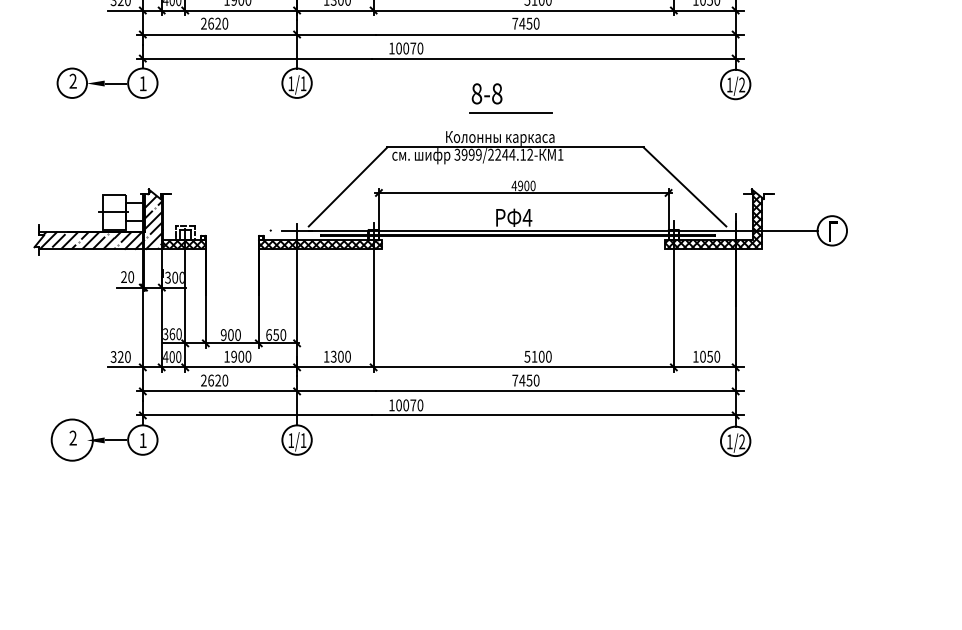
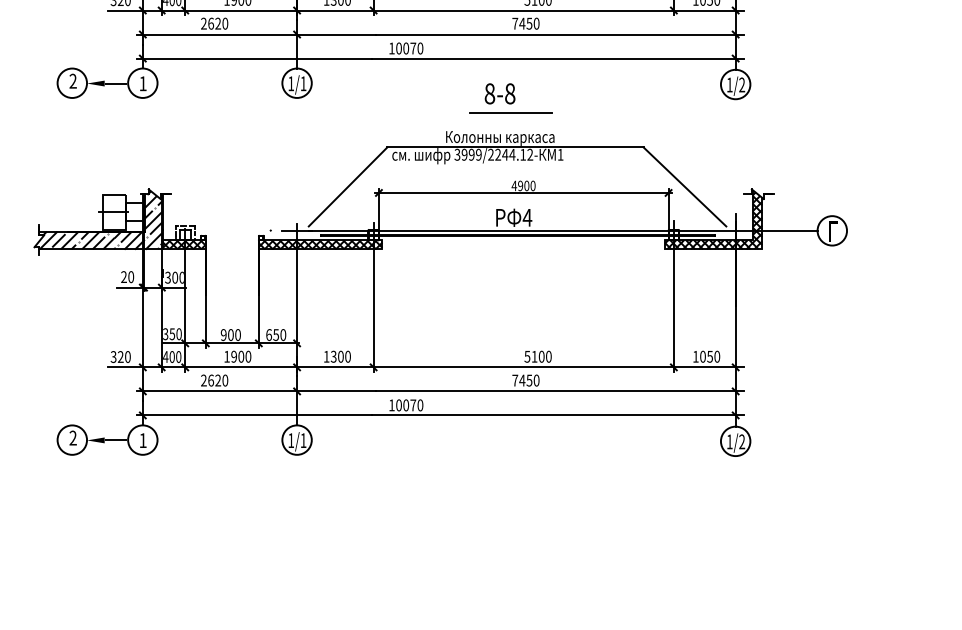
text position: (486, 93) -> (499, 93) (499, 93)
text: 360 -> 350 (172, 334)
circle diameter: 41 px -> 29 px (72, 439)
